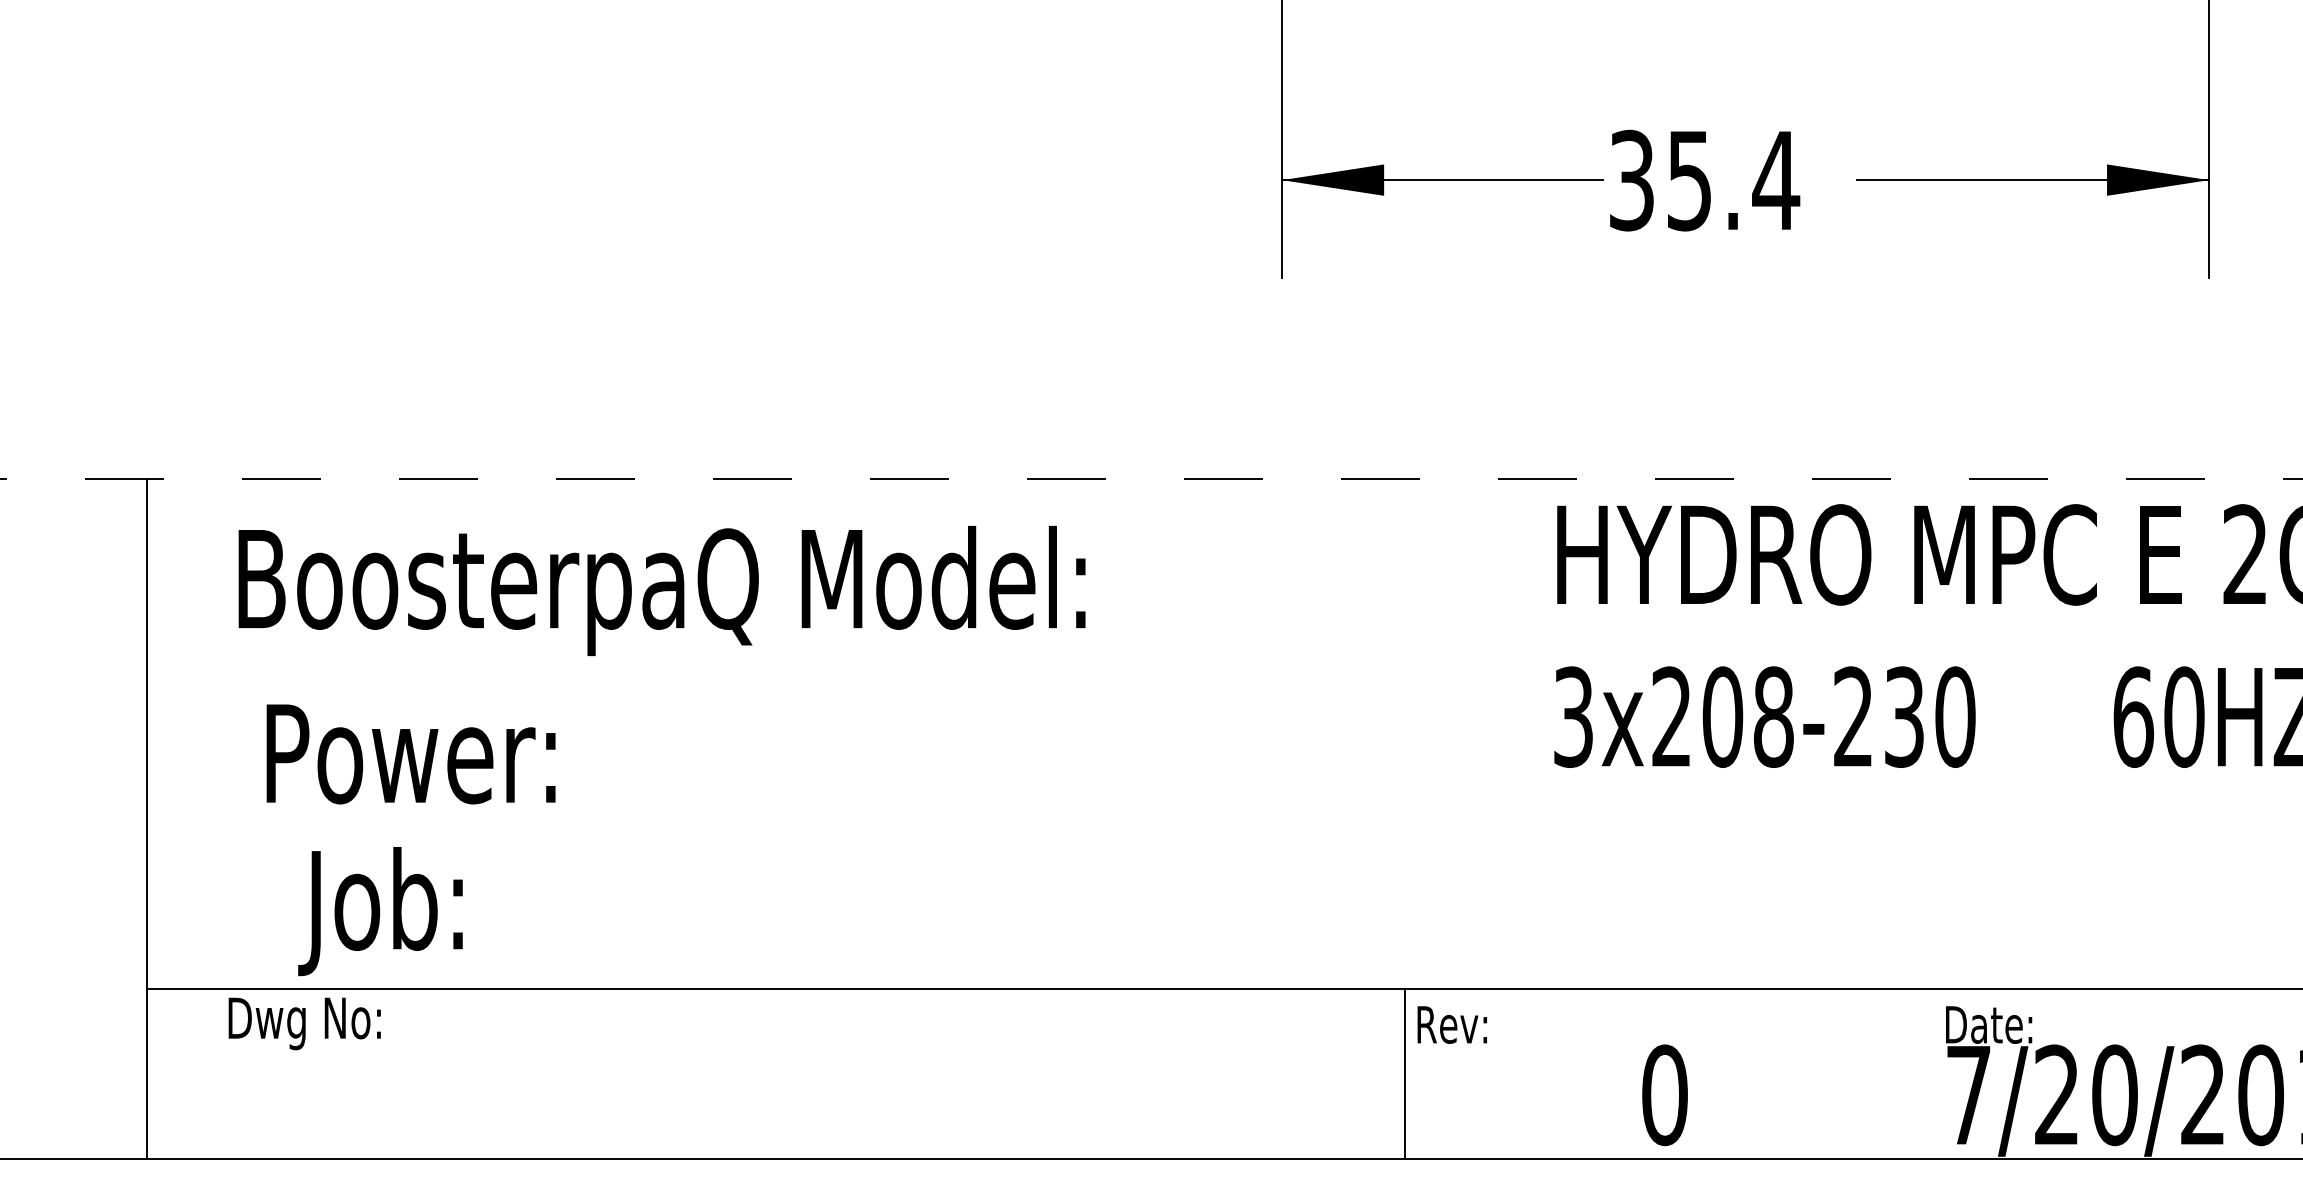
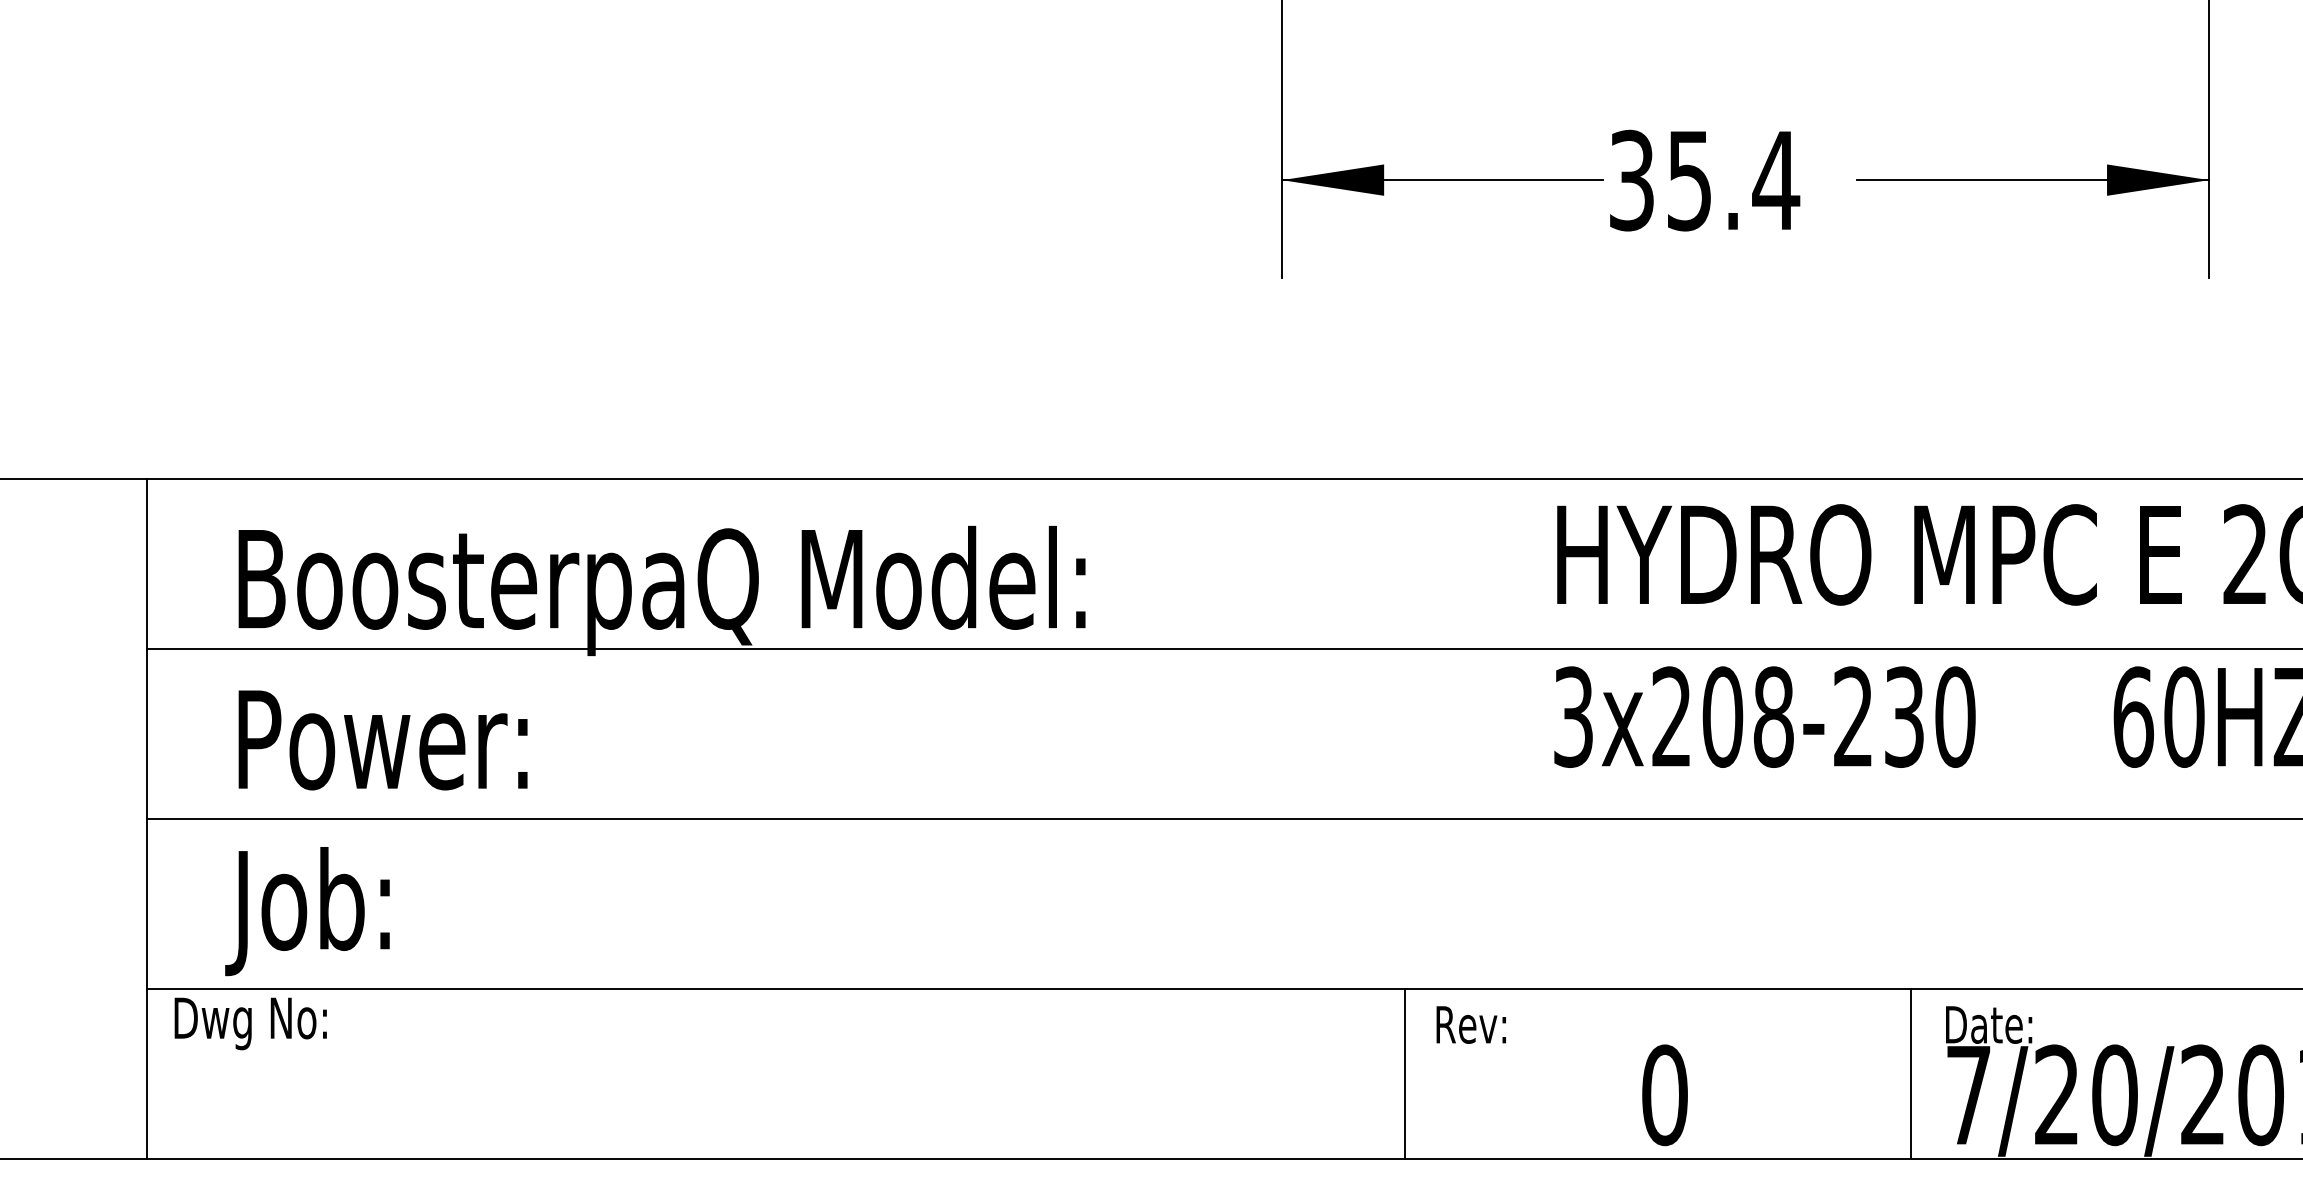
line: dashed -> solid (1151, 479)
line: none -> present (1223, 649)
text position: (410, 754) -> (382, 740) (382, 740)
line: none -> present (1223, 819)
text position: (380, 911) -> (307, 911) (307, 911)
text position: (304, 1023) -> (250, 1023) (250, 1023)
text position: (1451, 1024) -> (1470, 1024) (1470, 1024)
line: none -> present (1911, 1073)
